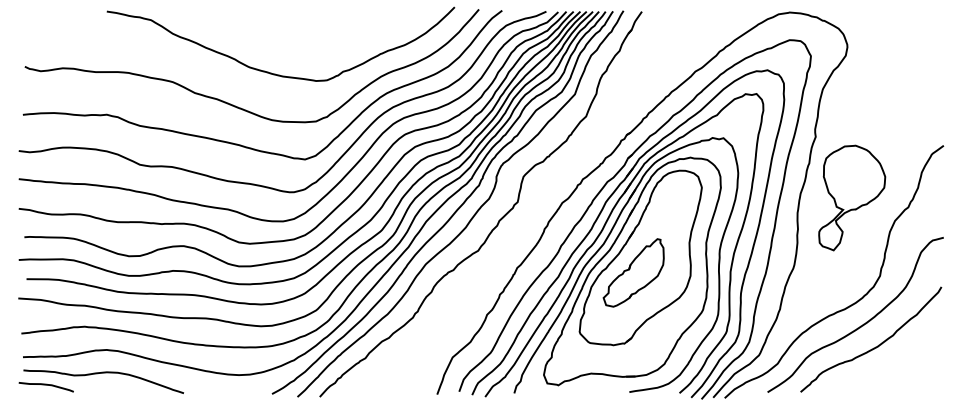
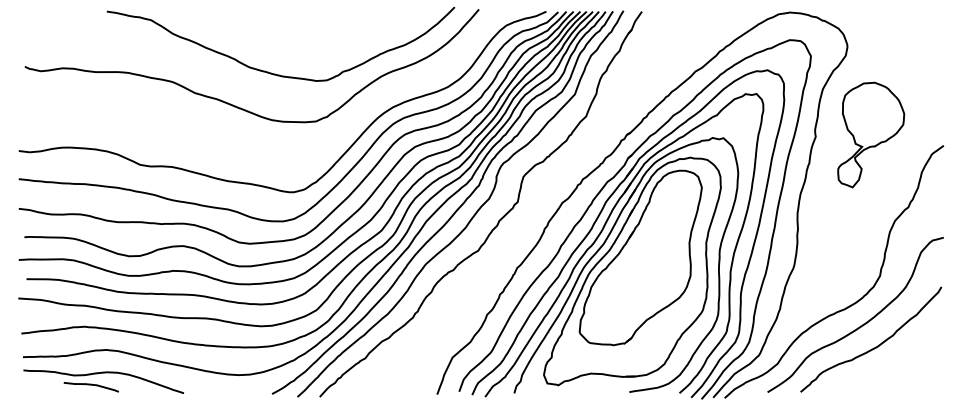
curve: present -> none (241, 144)
part position: (852, 197) -> (871, 134) (871, 134)
part: present -> none (633, 272)
curve position: (45, 385) -> (90, 385) (90, 385)
